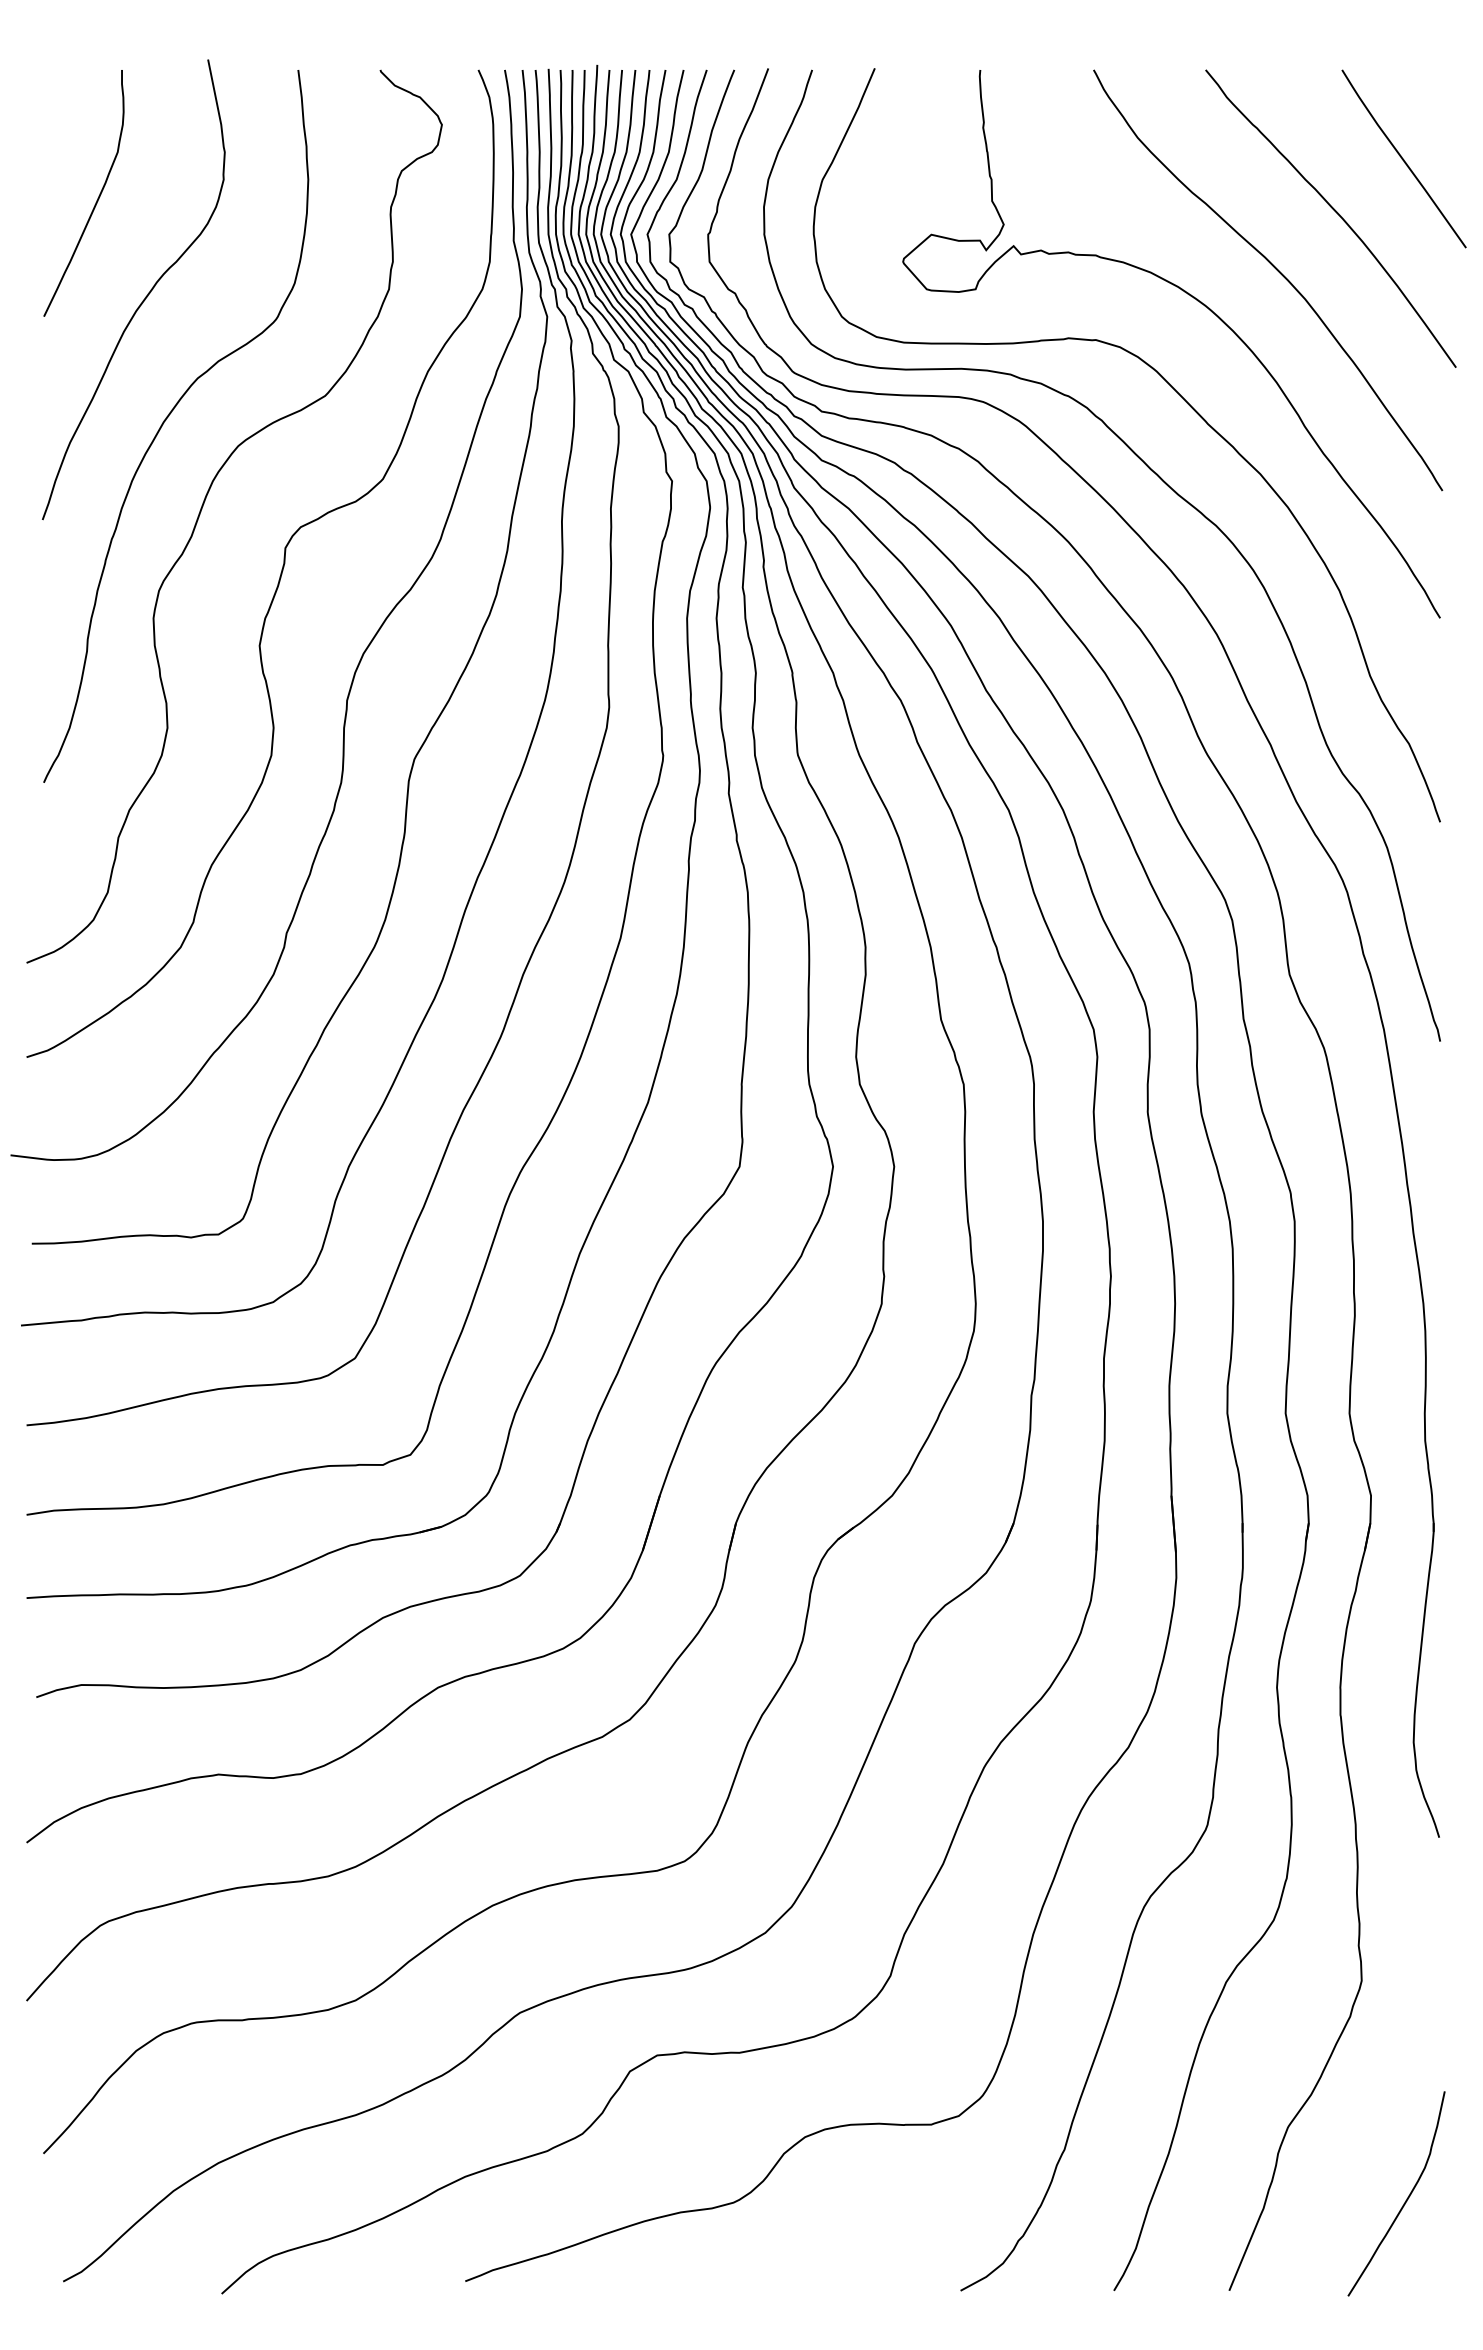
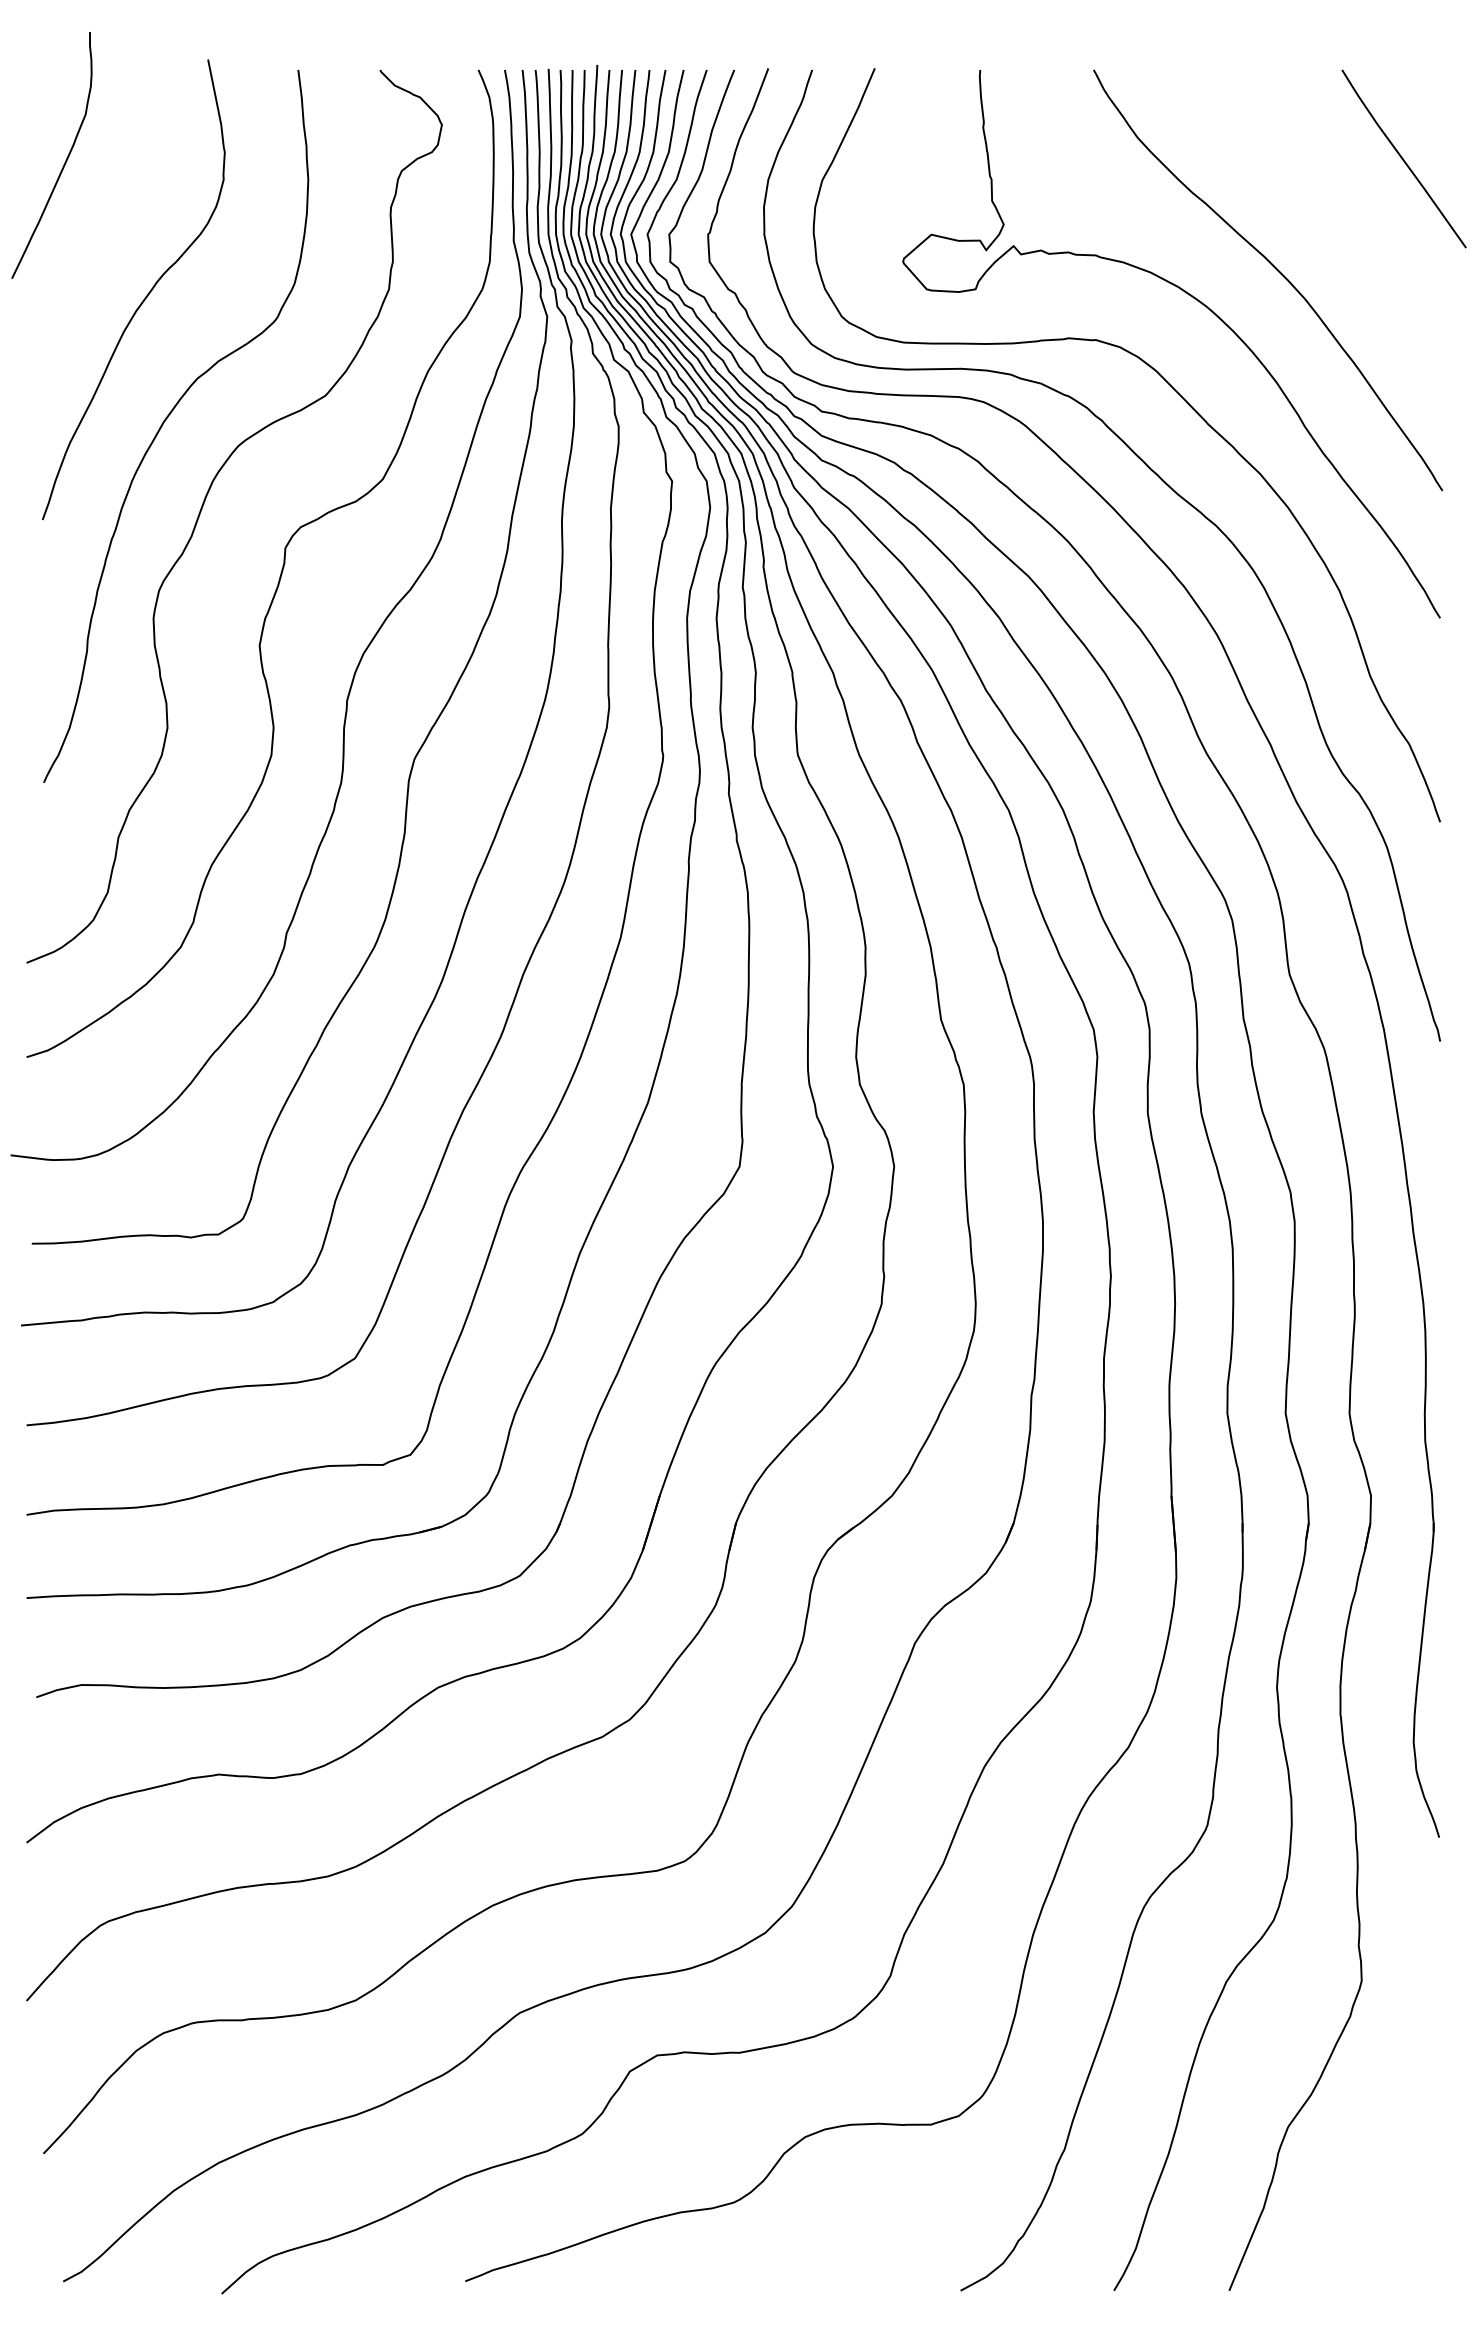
curve position: (96, 200) -> (64, 162) (64, 162)
curve: present -> none (1335, 212)
curve: present -> none (1406, 2198)
